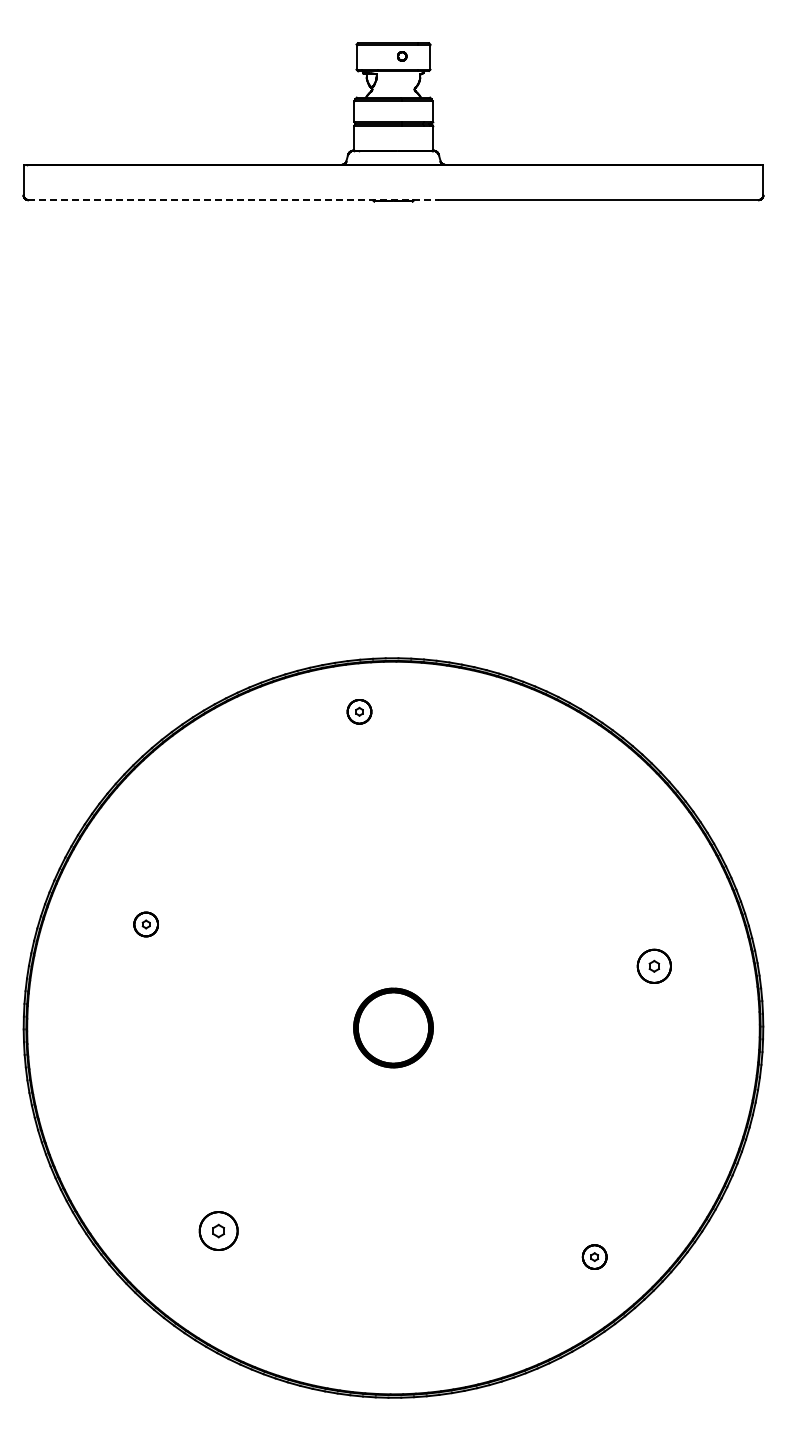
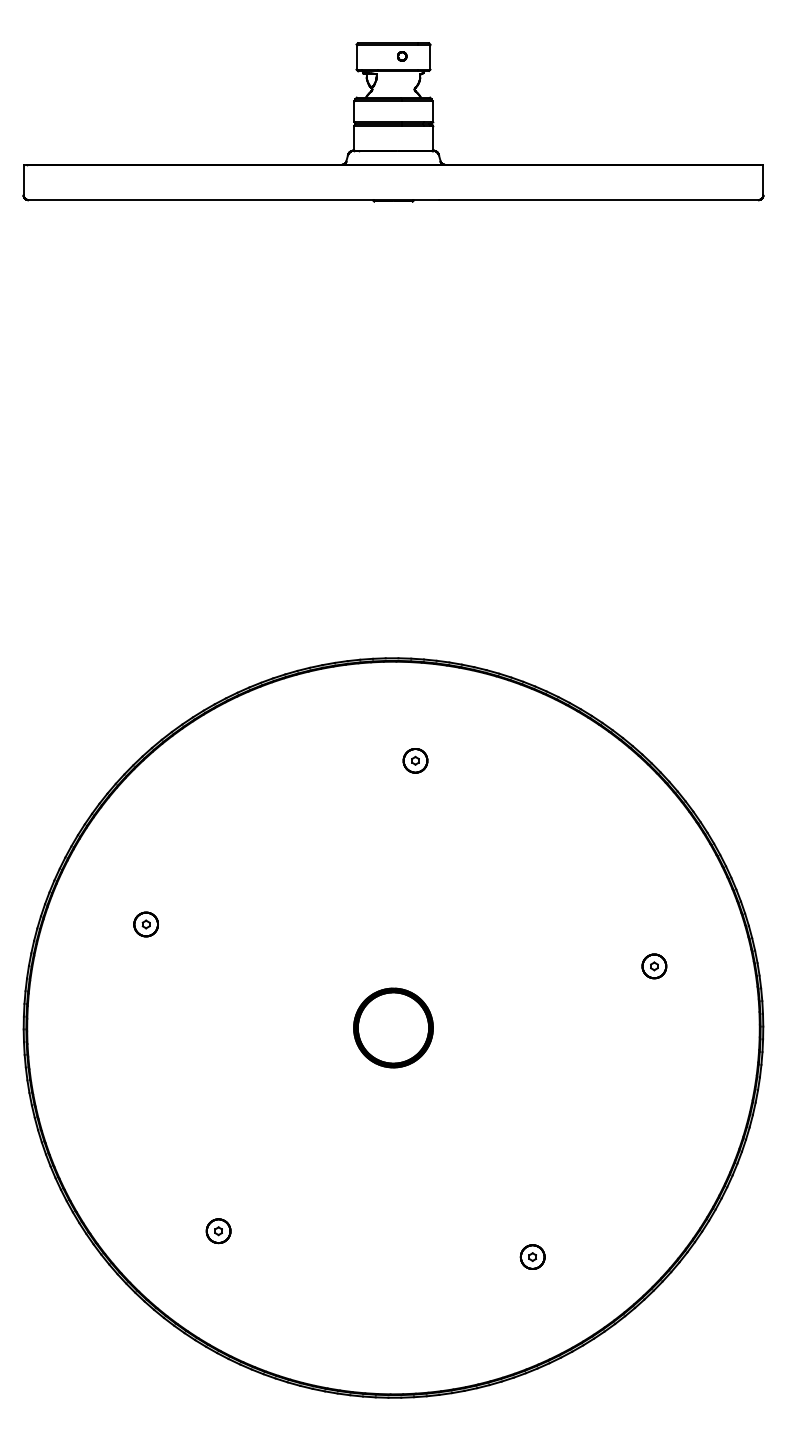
line: dashed -> solid (234, 200)
part position: (359, 711) -> (415, 760) (415, 760)
part size: 36x36 px -> 27x27 px (654, 966)
part size: 41x40 px -> 27x27 px (218, 1231)
part position: (594, 1256) -> (532, 1256) (532, 1256)
